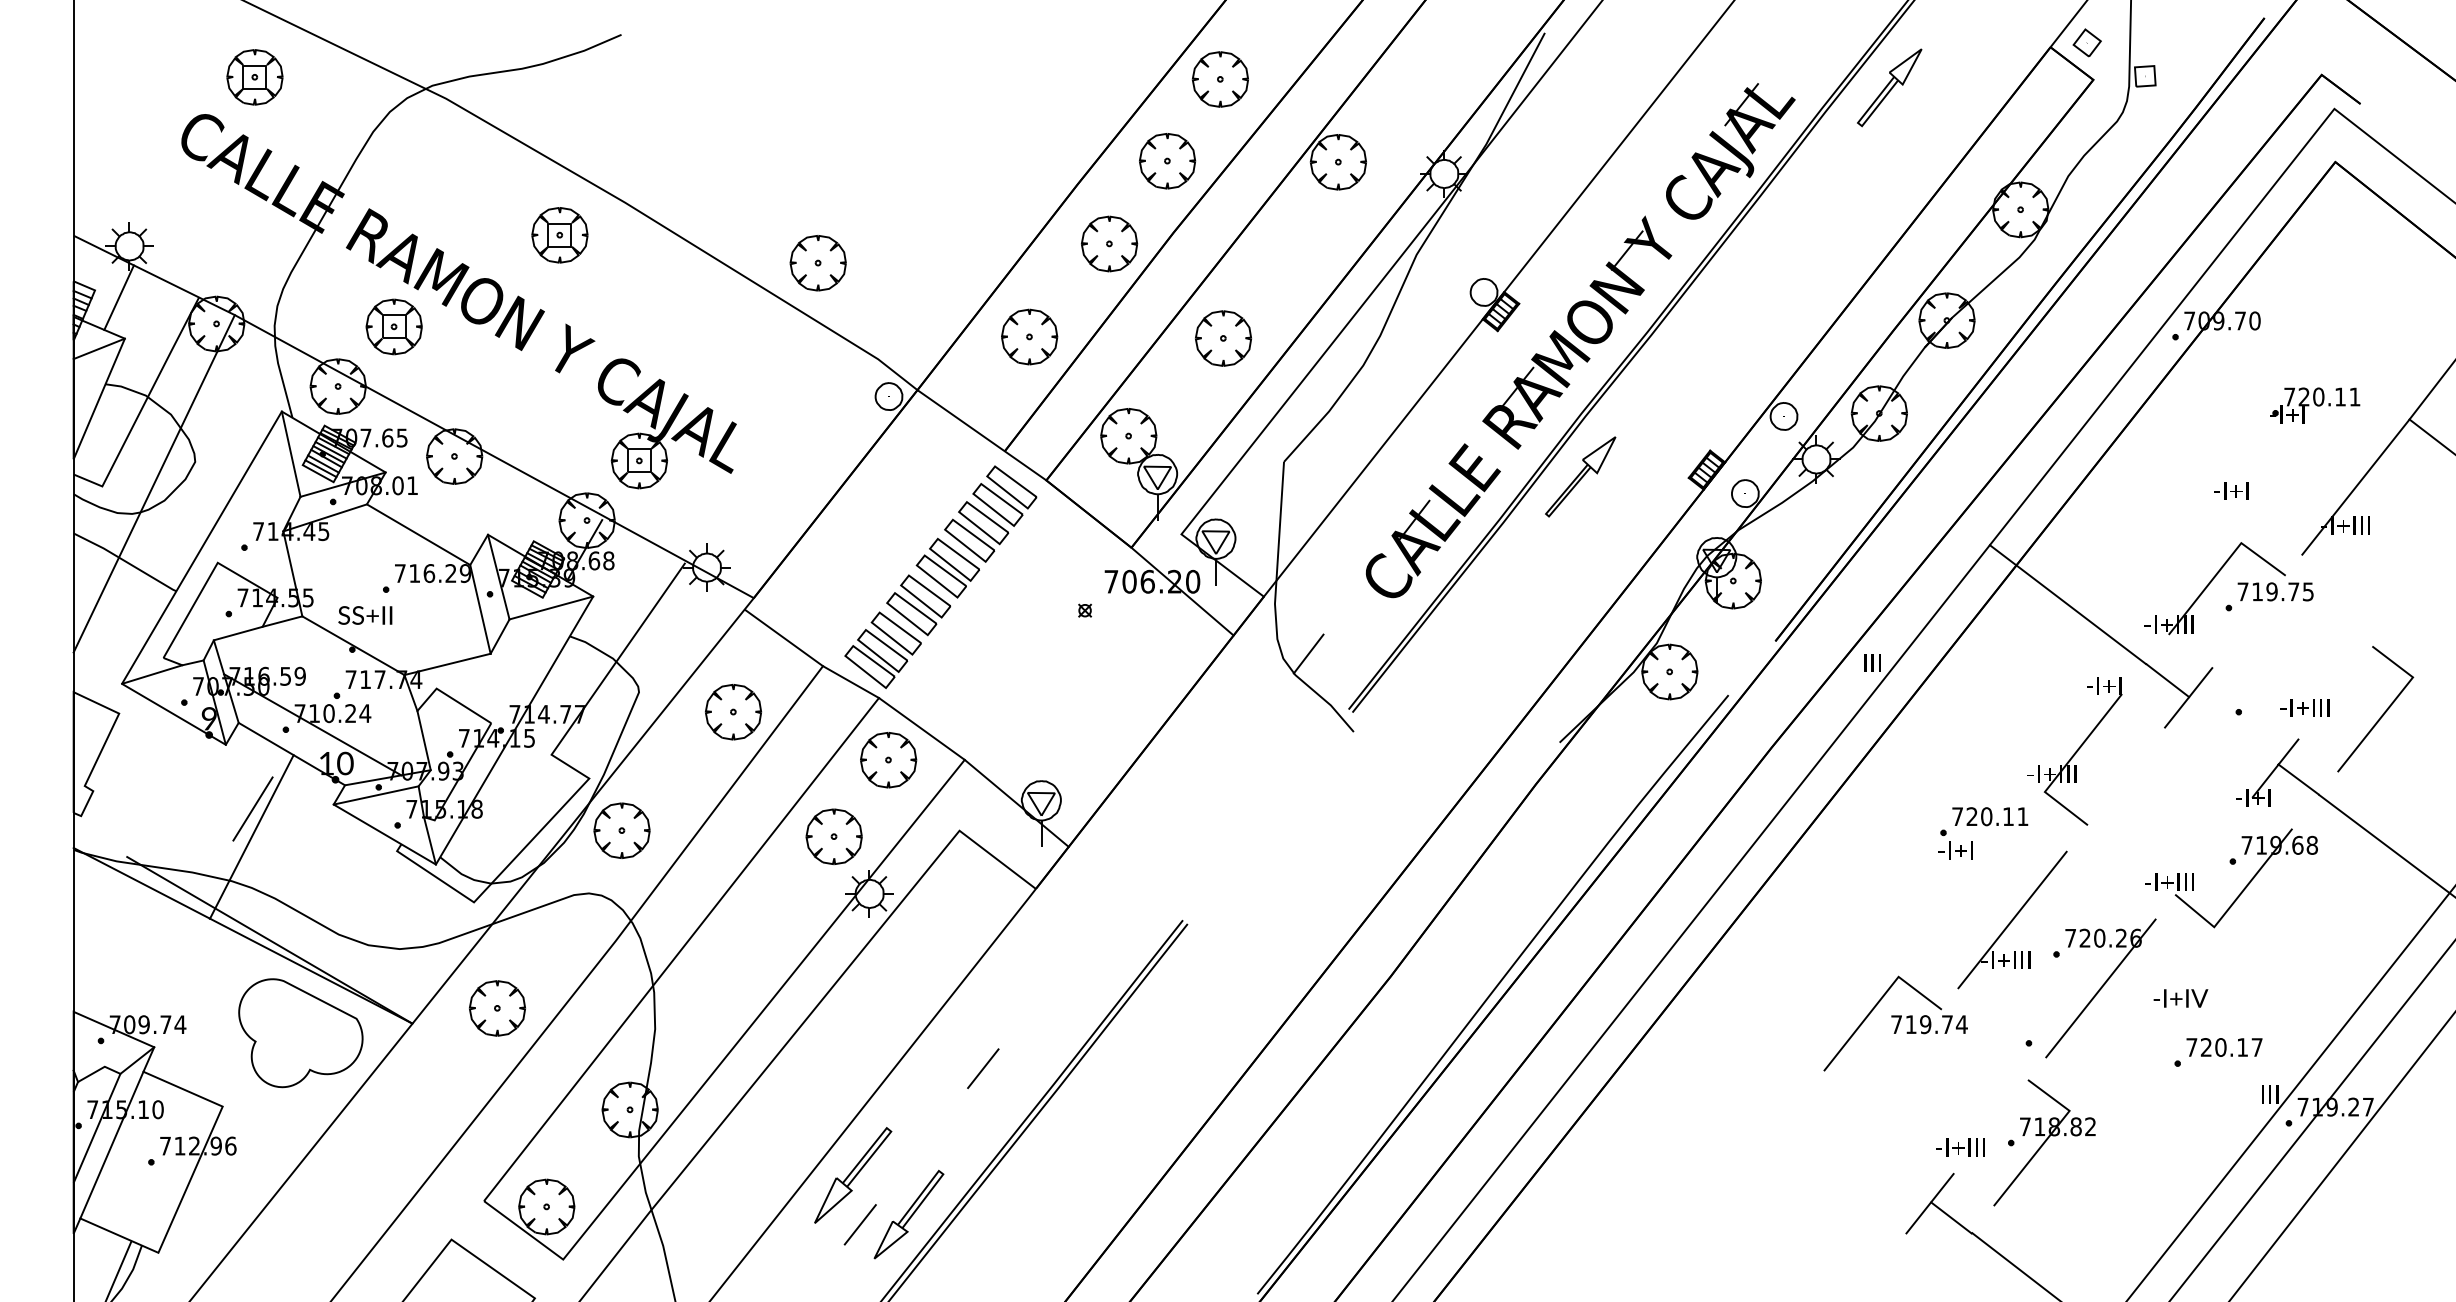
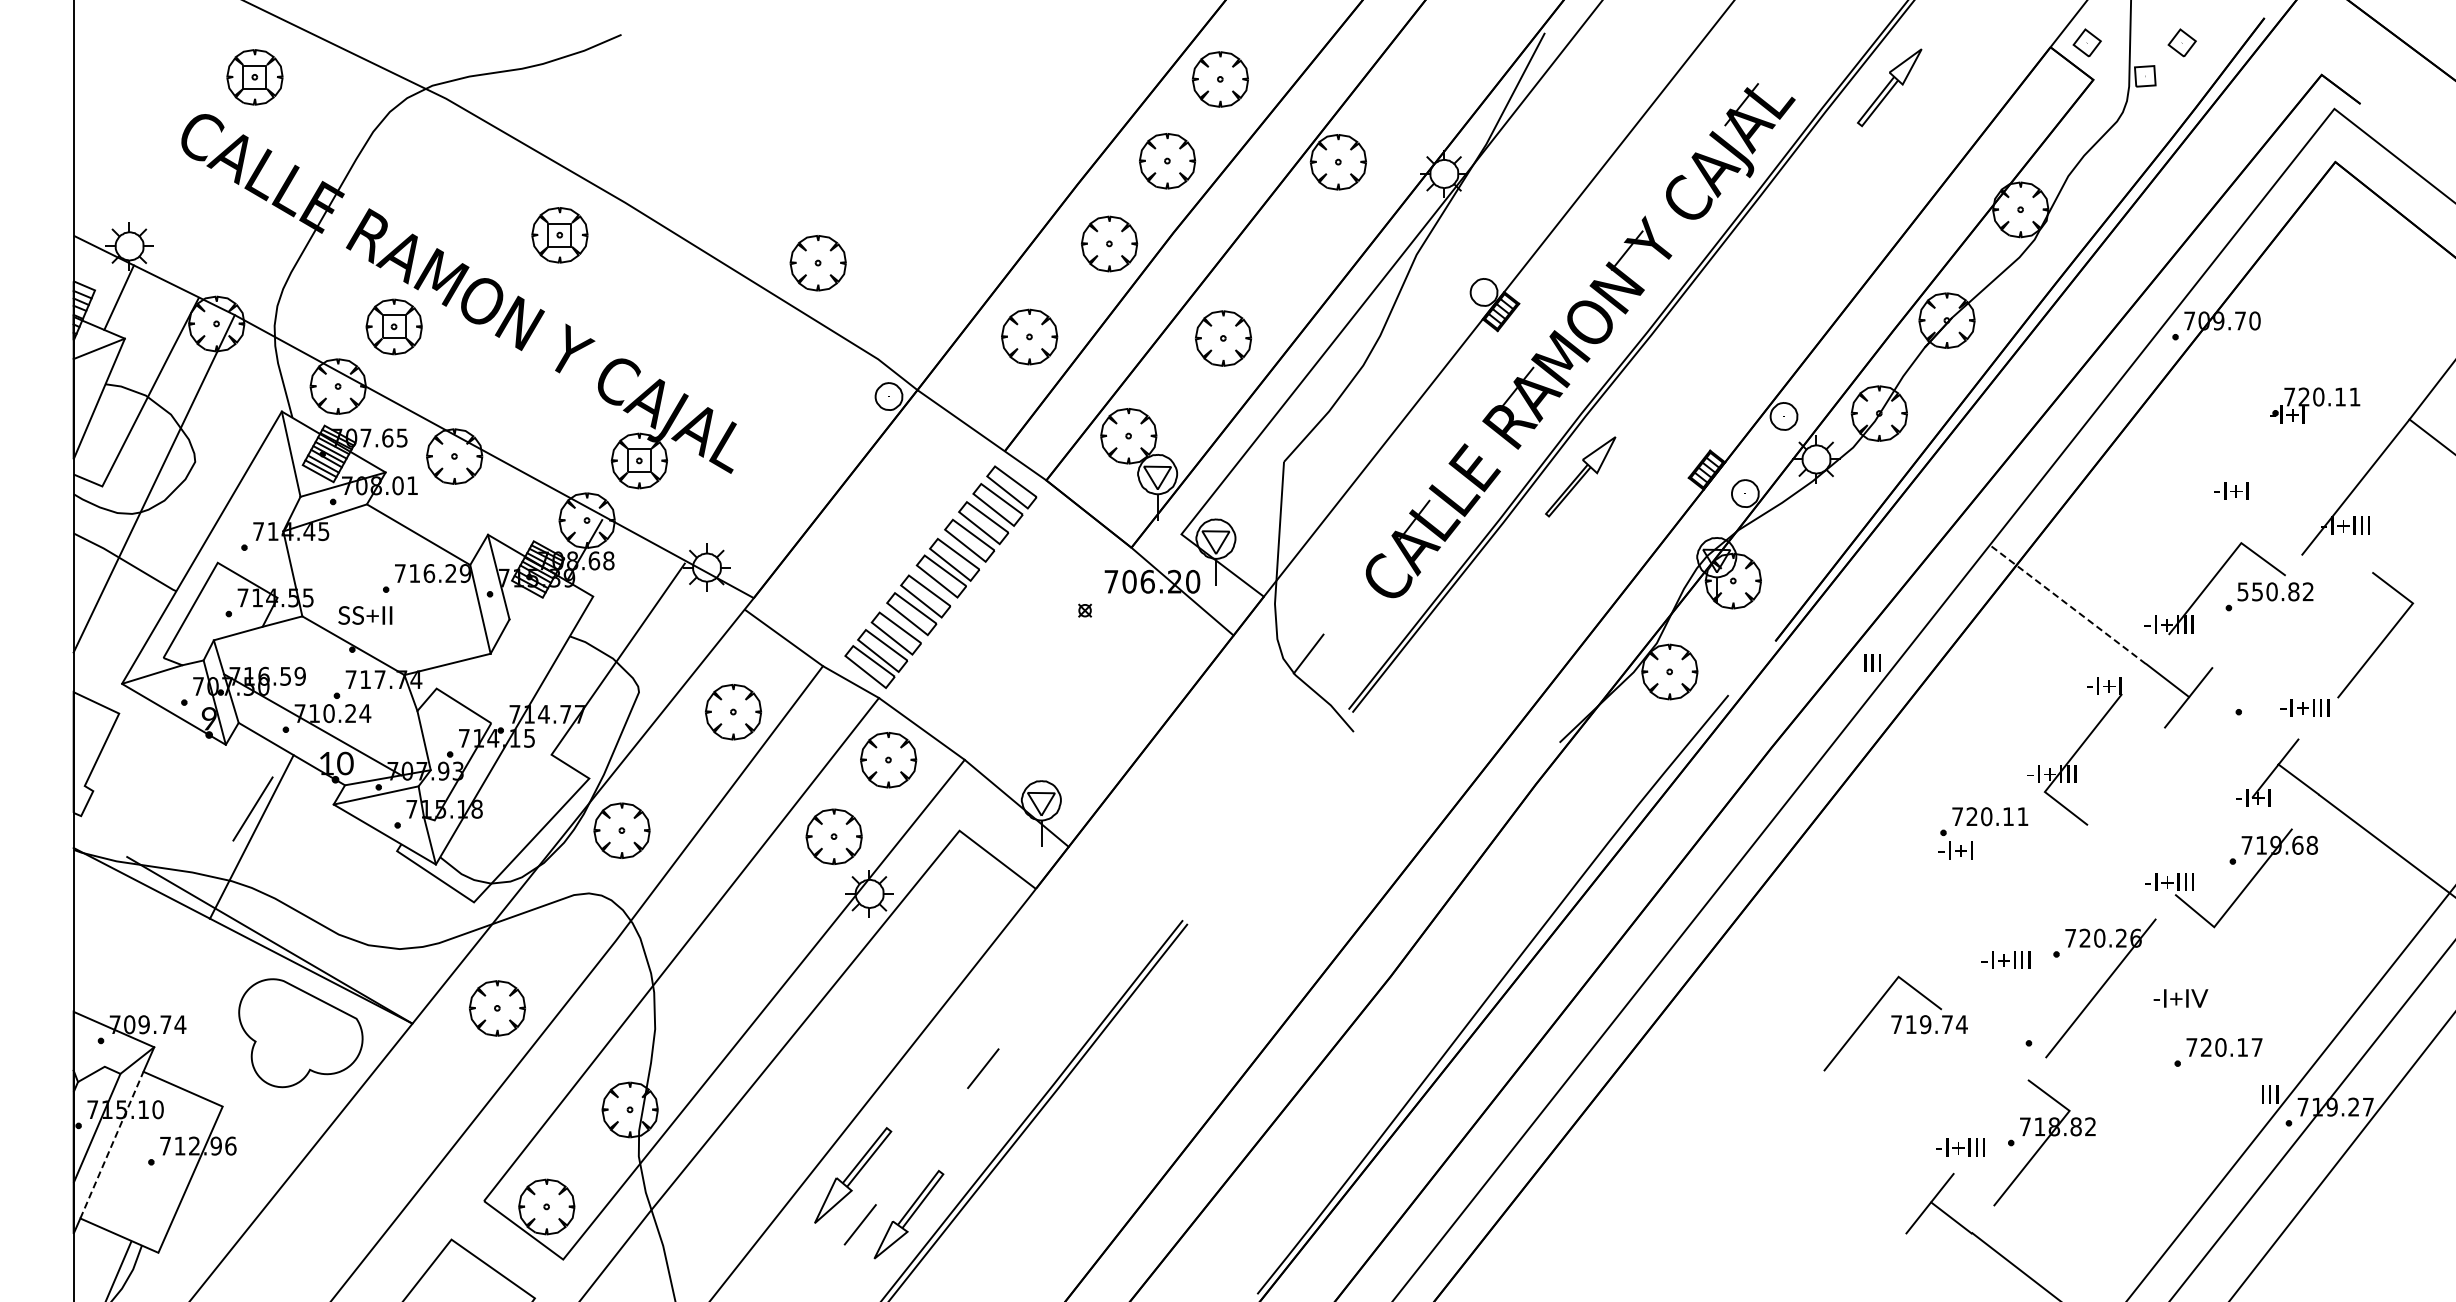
part: none -> present (2181, 42)
text: 719.75 -> 550.82 (2275, 591)
line: solid -> dashed (2067, 604)
line: present -> none (551, 607)
line position: (2381, 715) -> (2381, 641) (2381, 641)
line: present -> none (2012, 919)
line: solid -> dashed (111, 1145)
